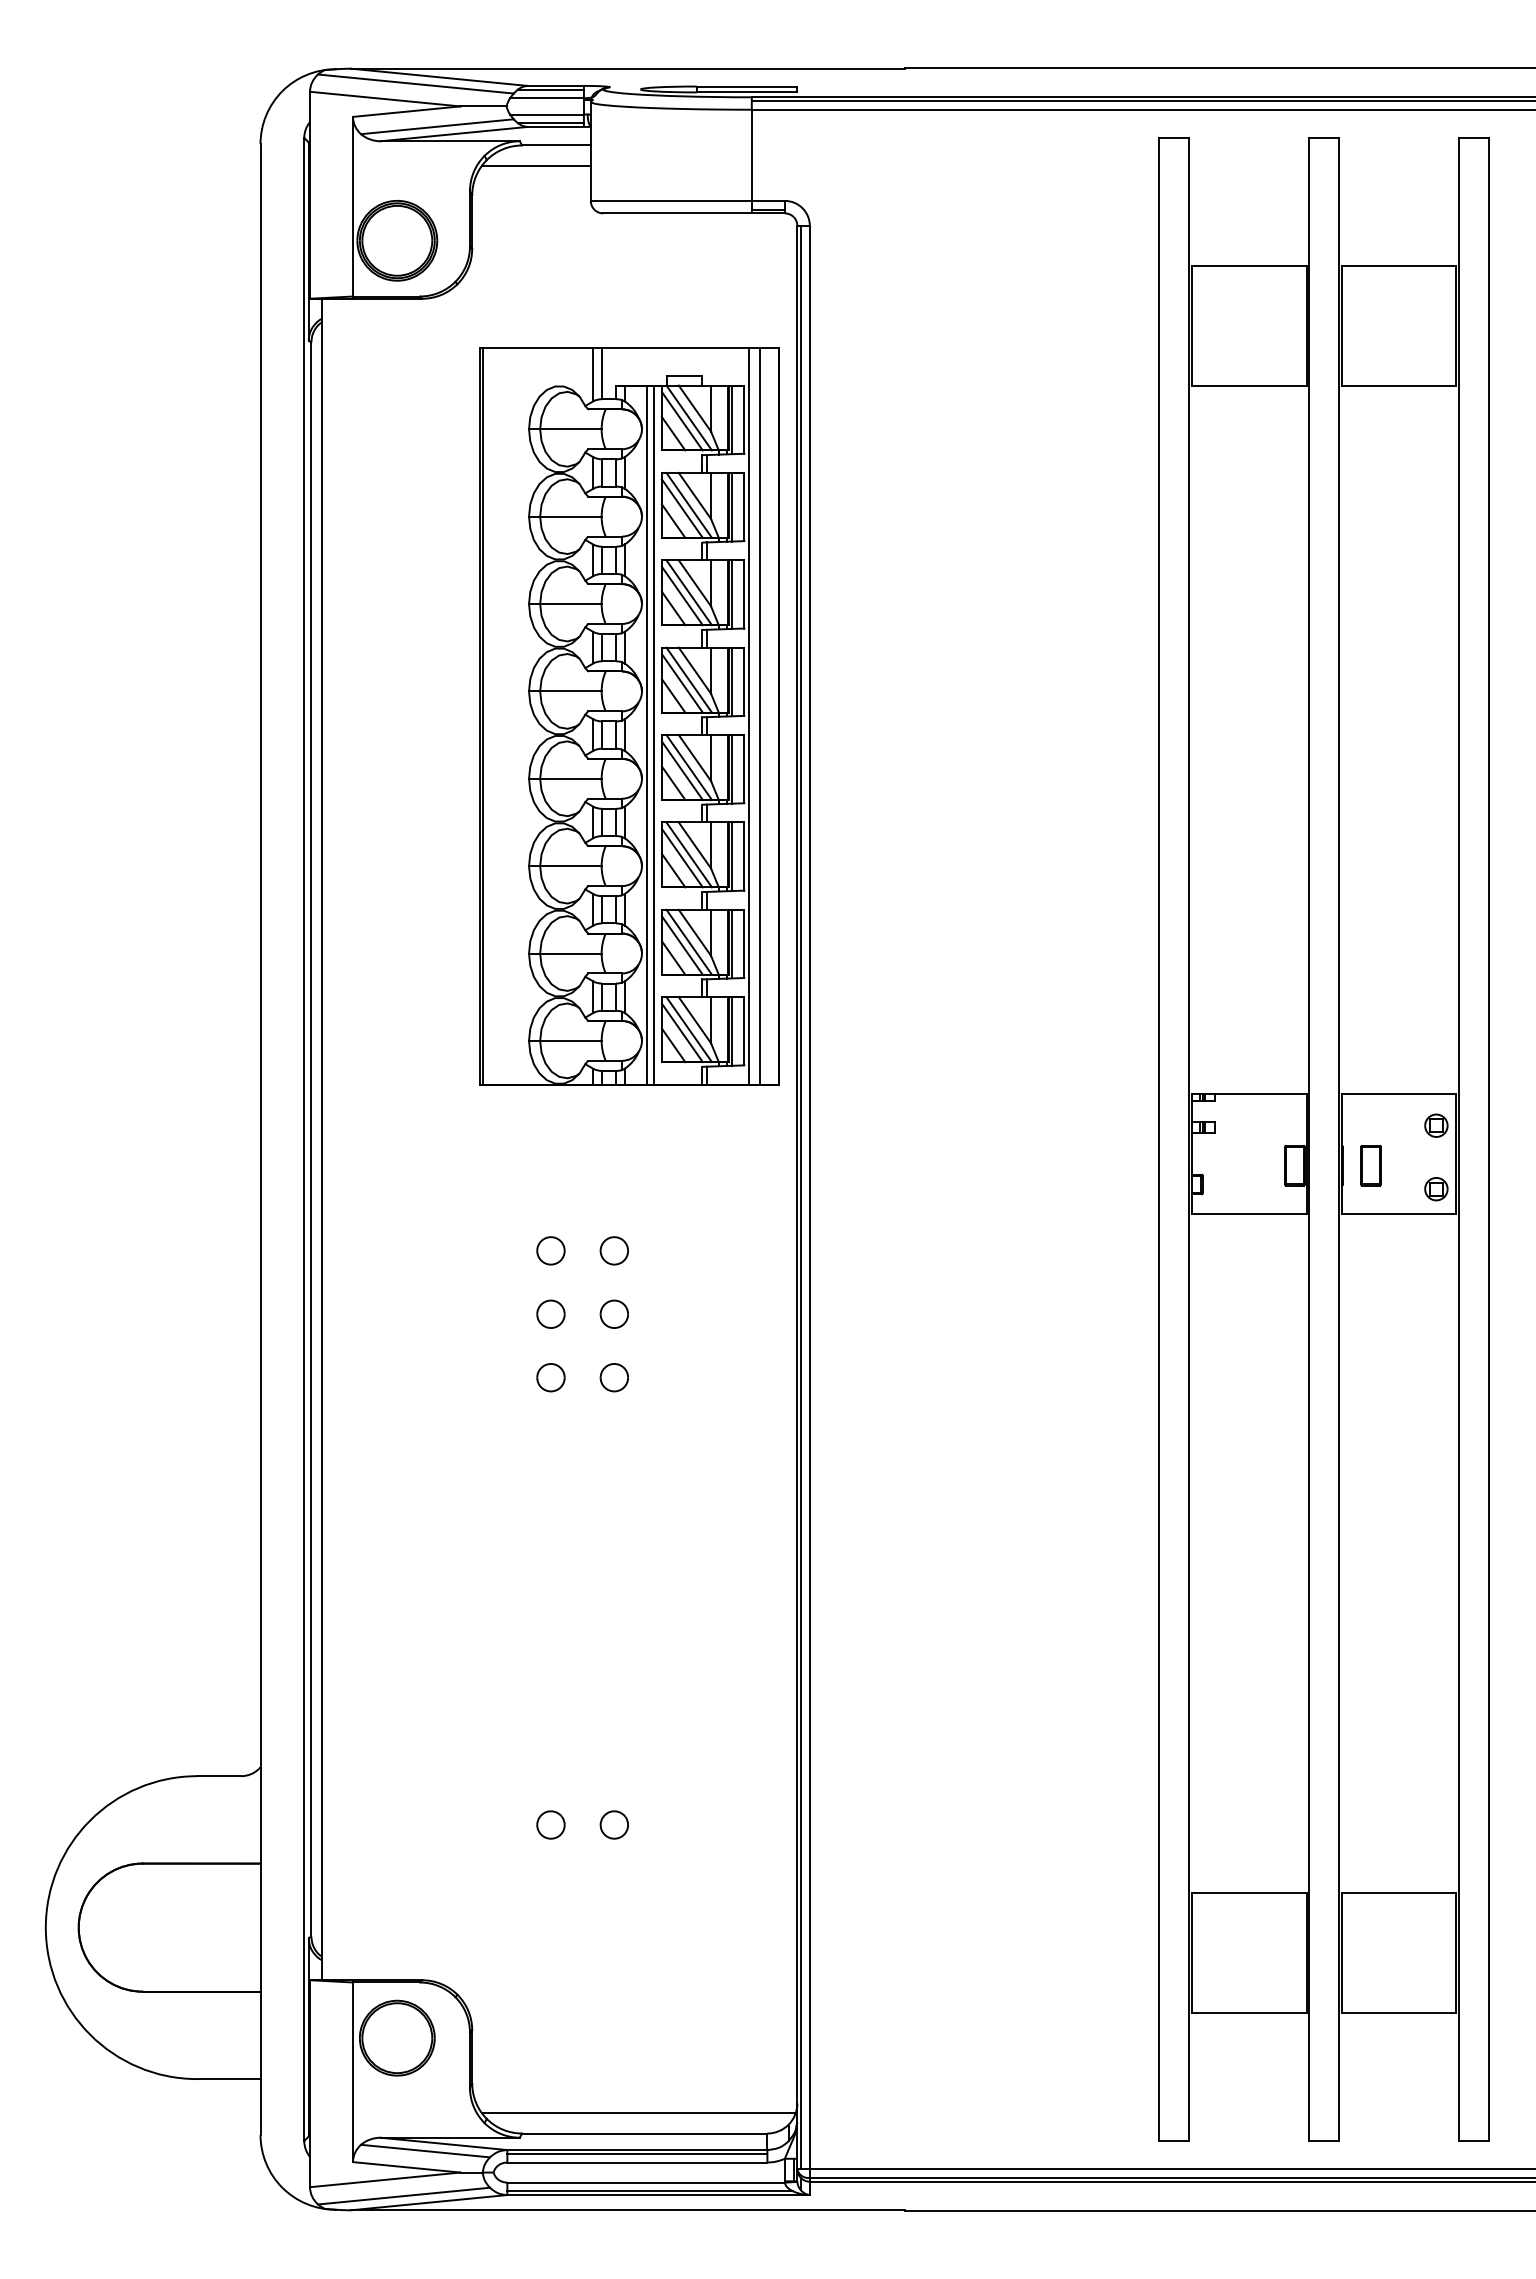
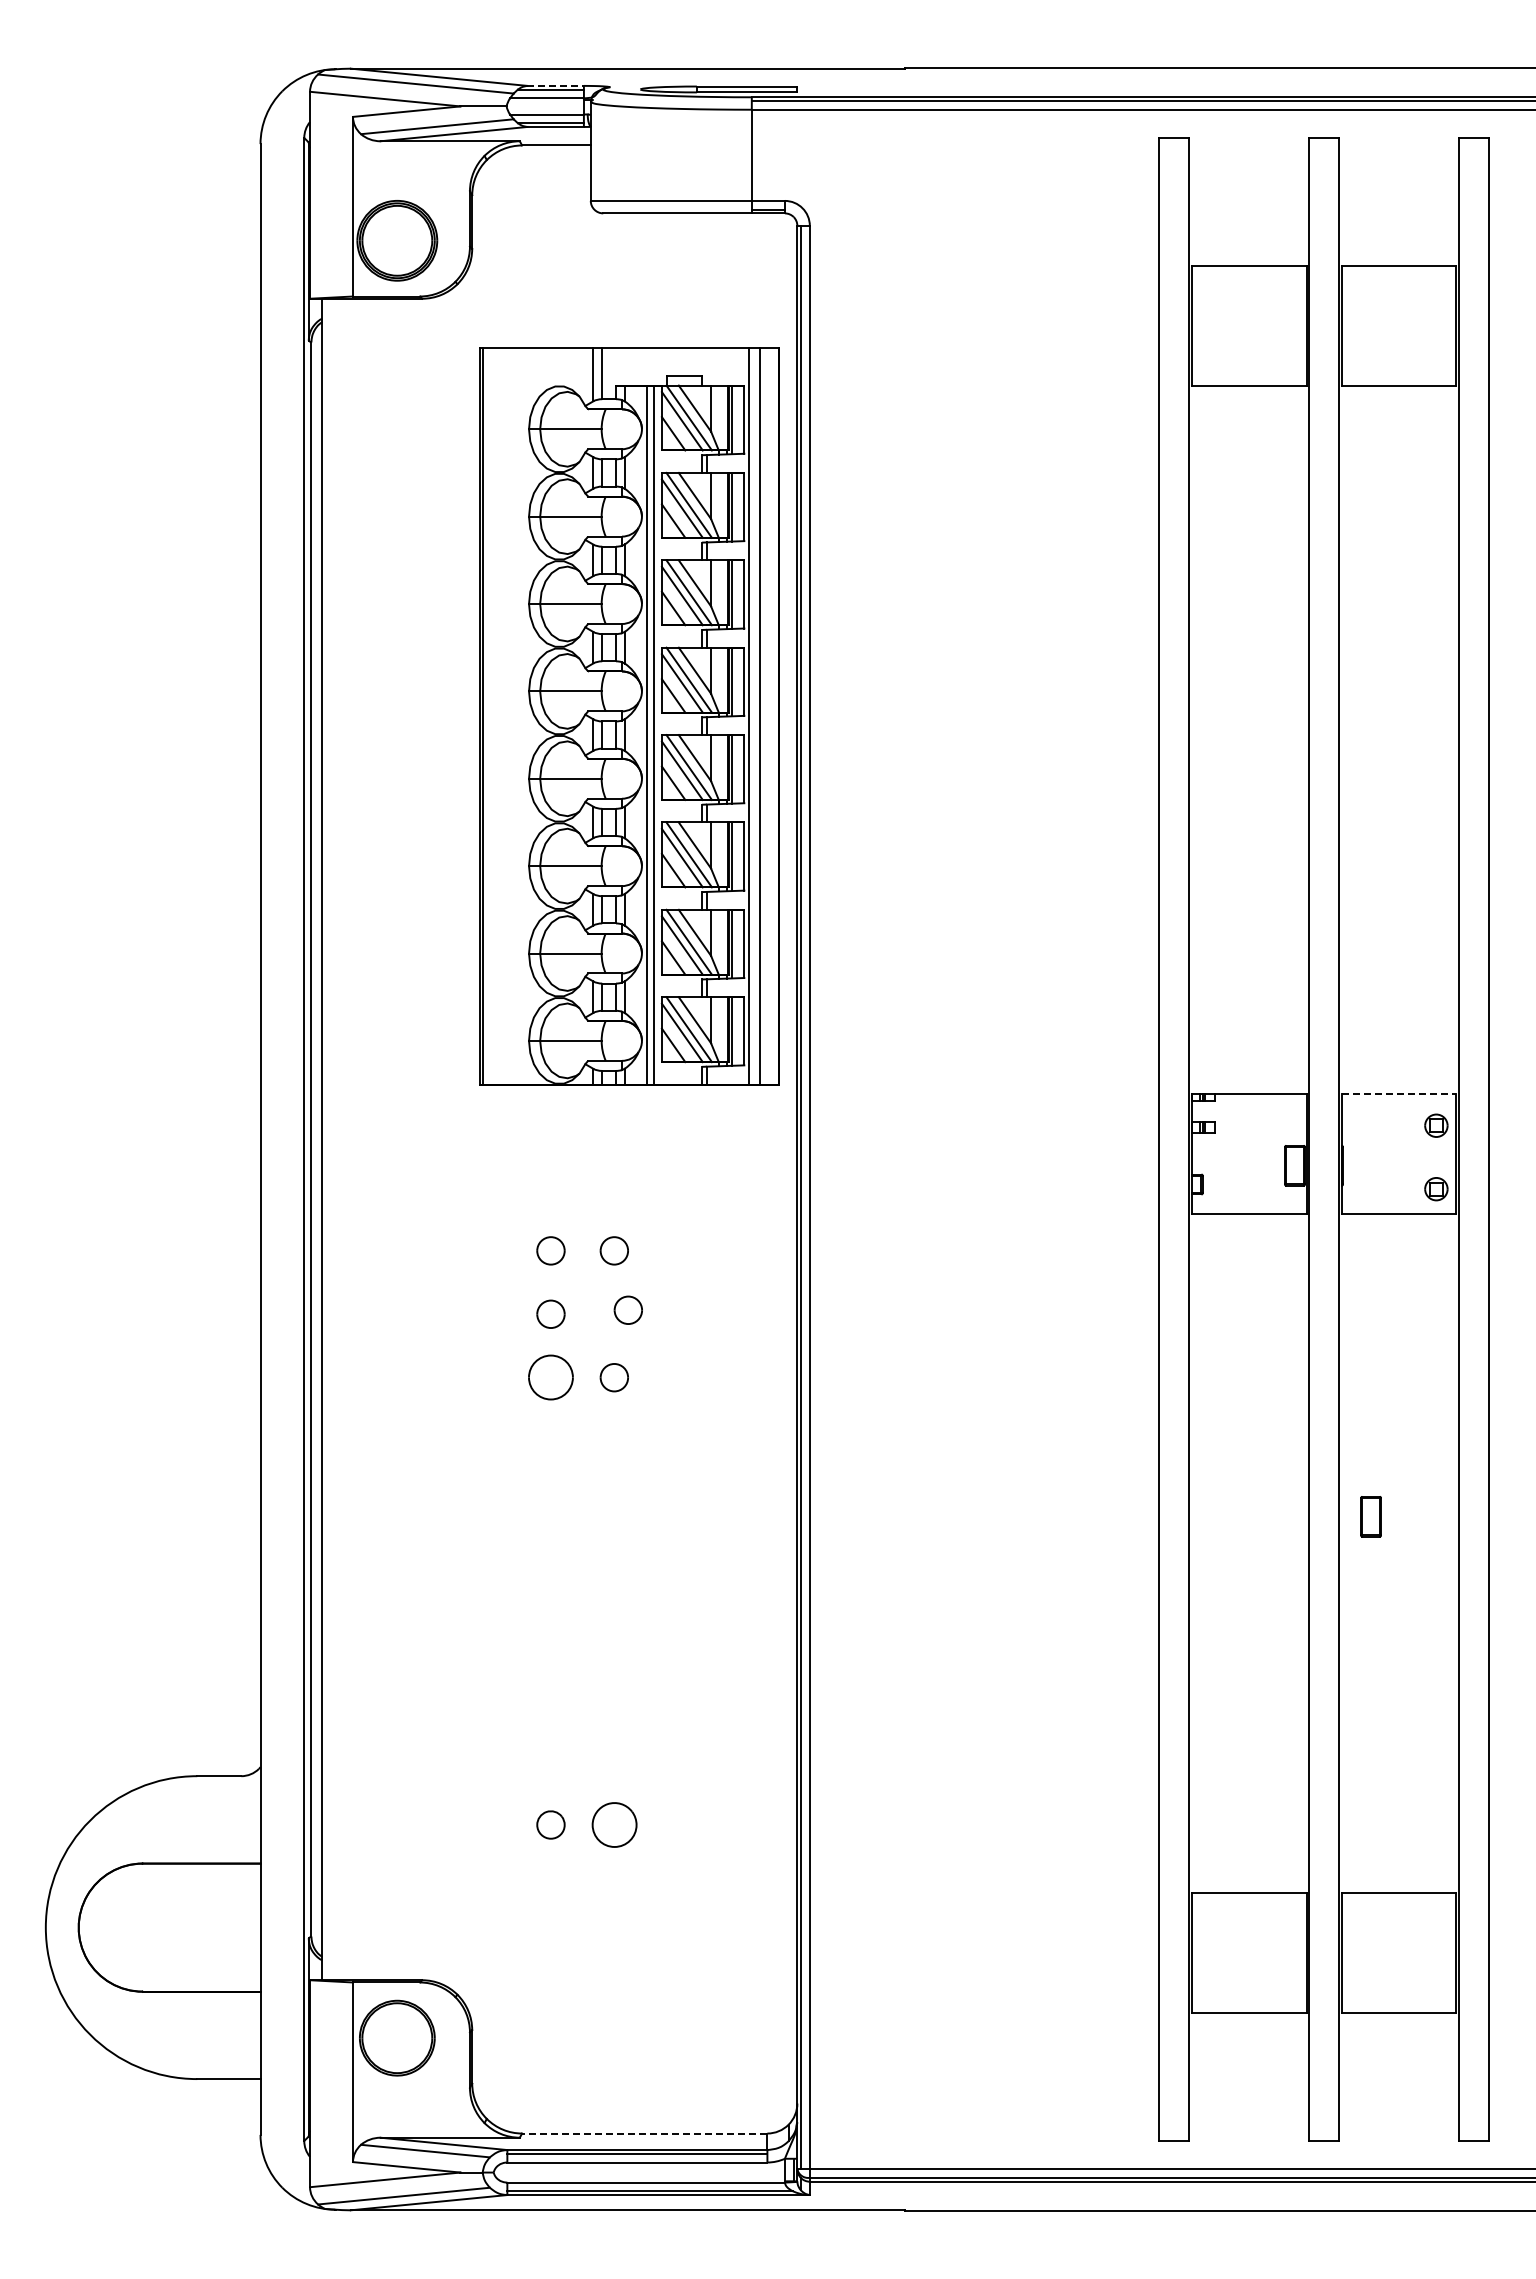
line: solid -> dashed (556, 85)
line: present -> none (535, 165)
line: solid -> dashed (1399, 1093)
part position: (1370, 1165) -> (1370, 1516) (1370, 1516)
part position: (613, 1313) -> (627, 1309) (627, 1309)
part size: 30x30 px -> 46x47 px (550, 1377)
part size: 30x30 px -> 47x46 px (614, 1824)
line: present -> none (638, 2113)
line: solid -> dashed (644, 2133)
